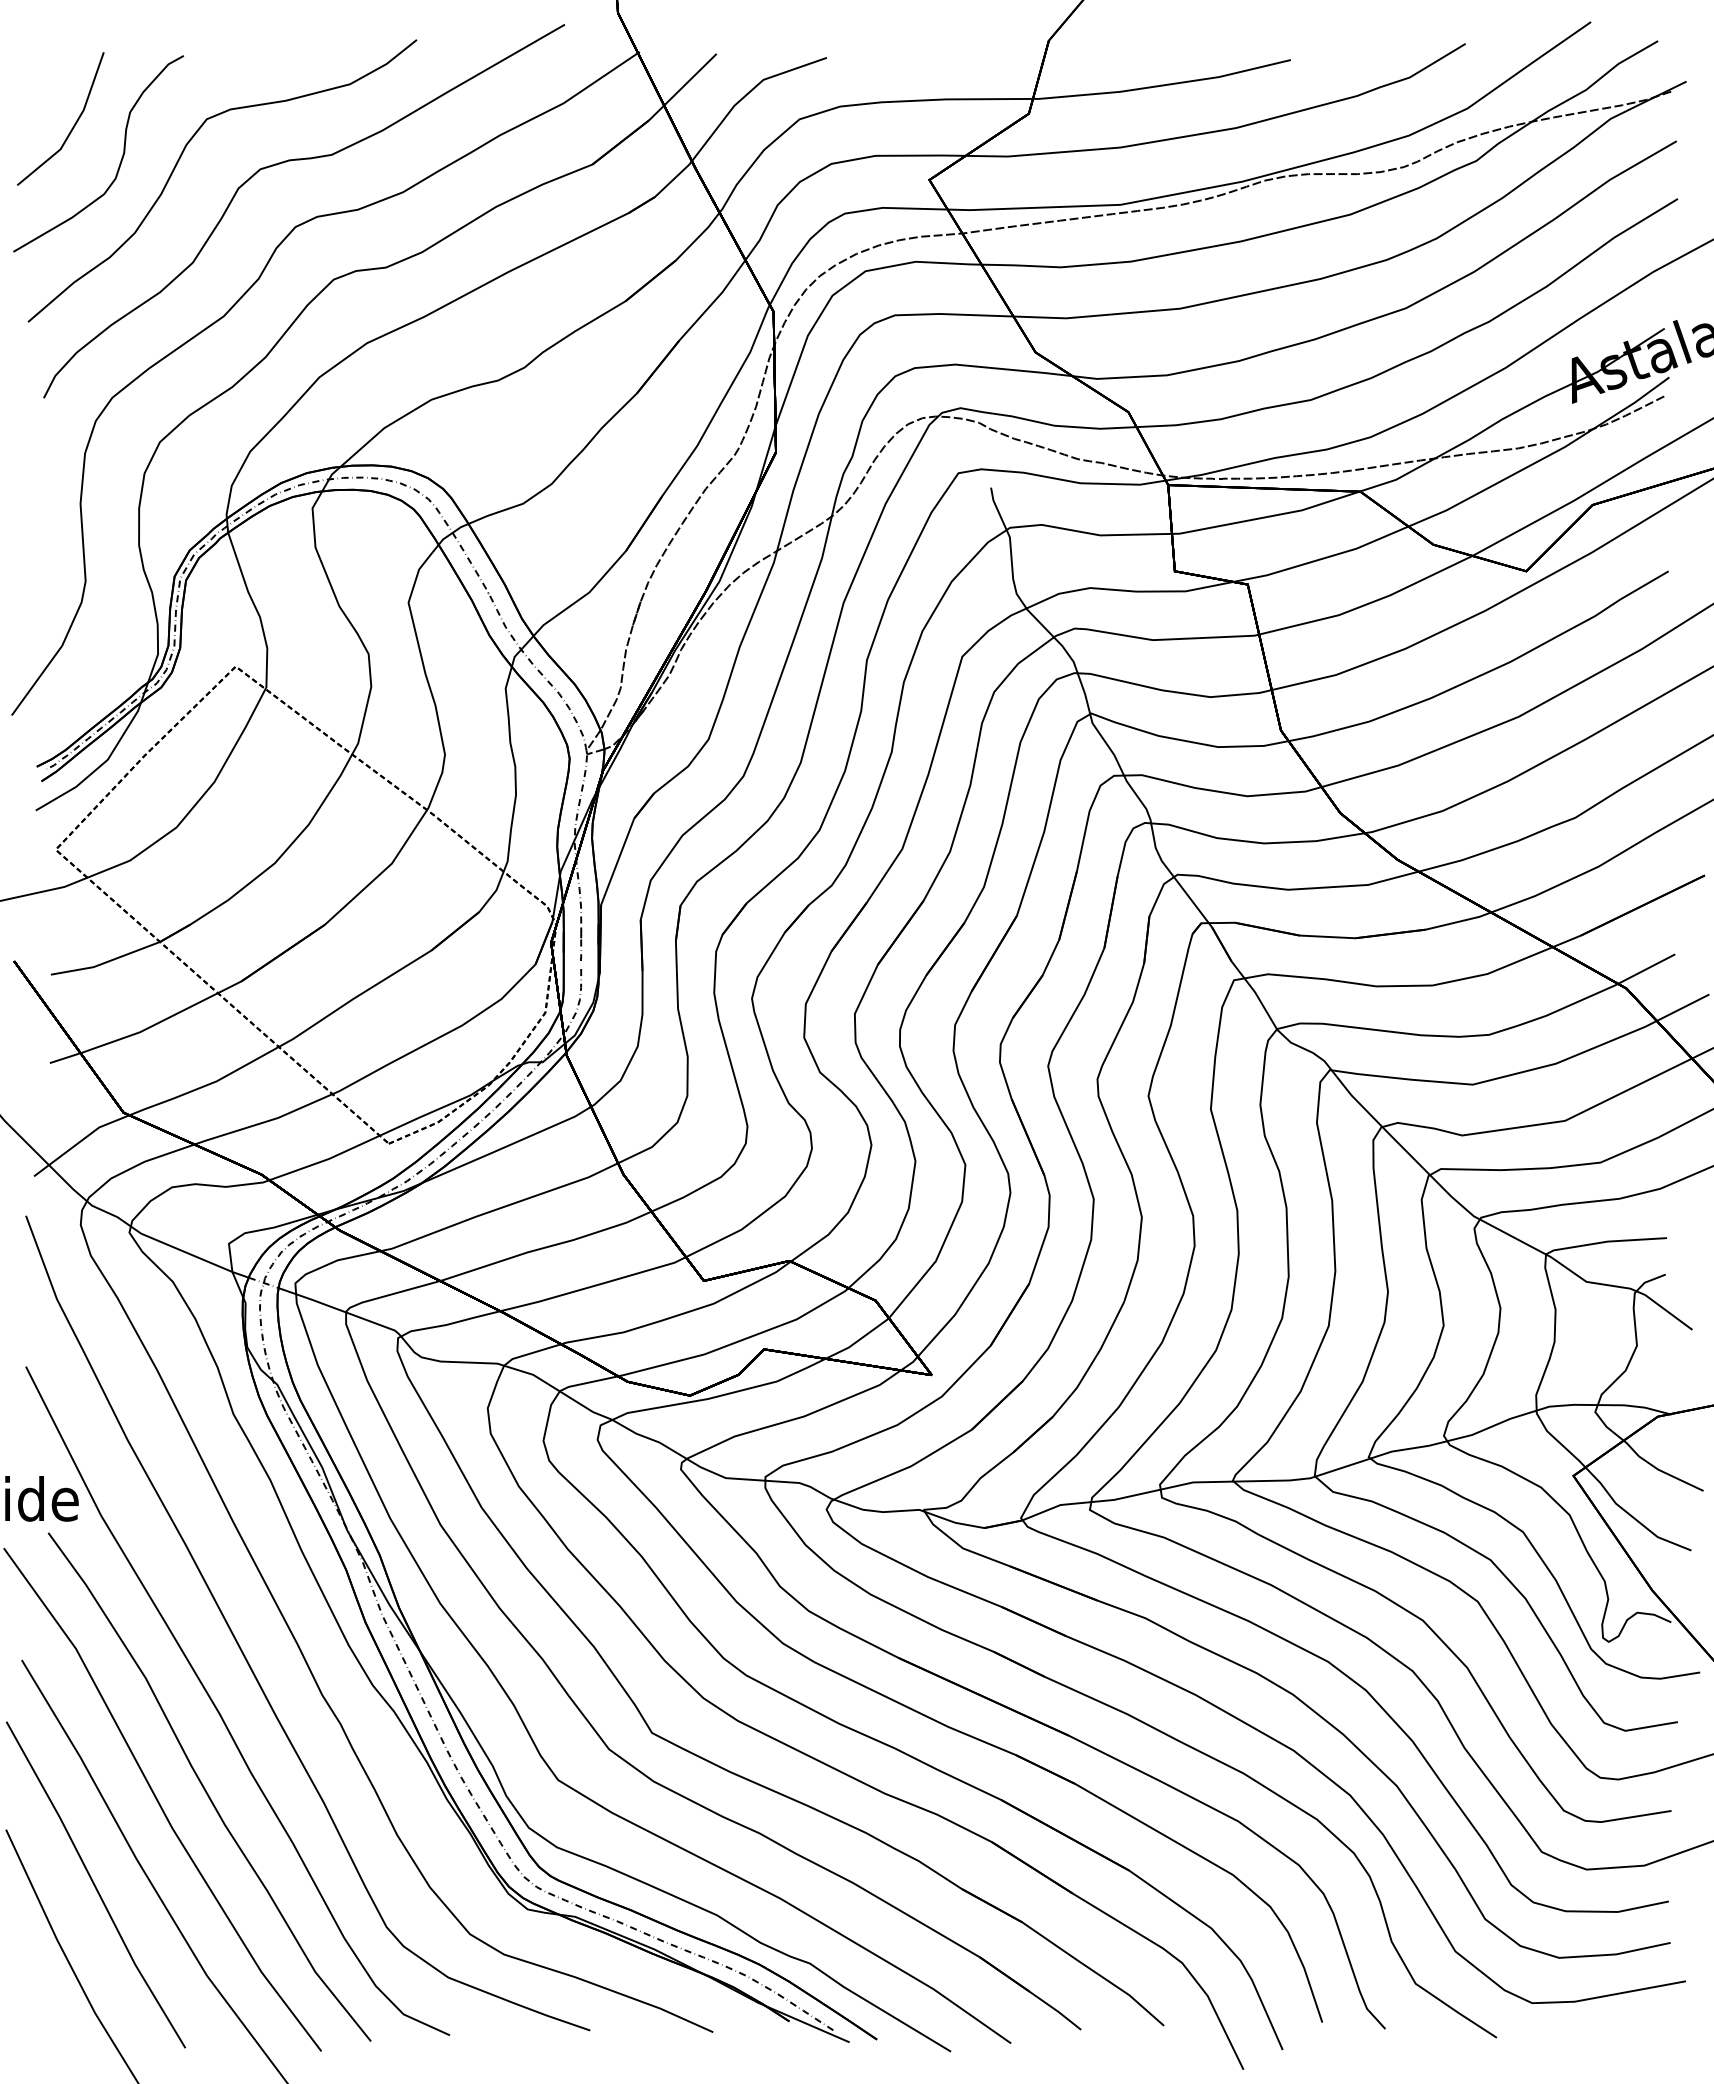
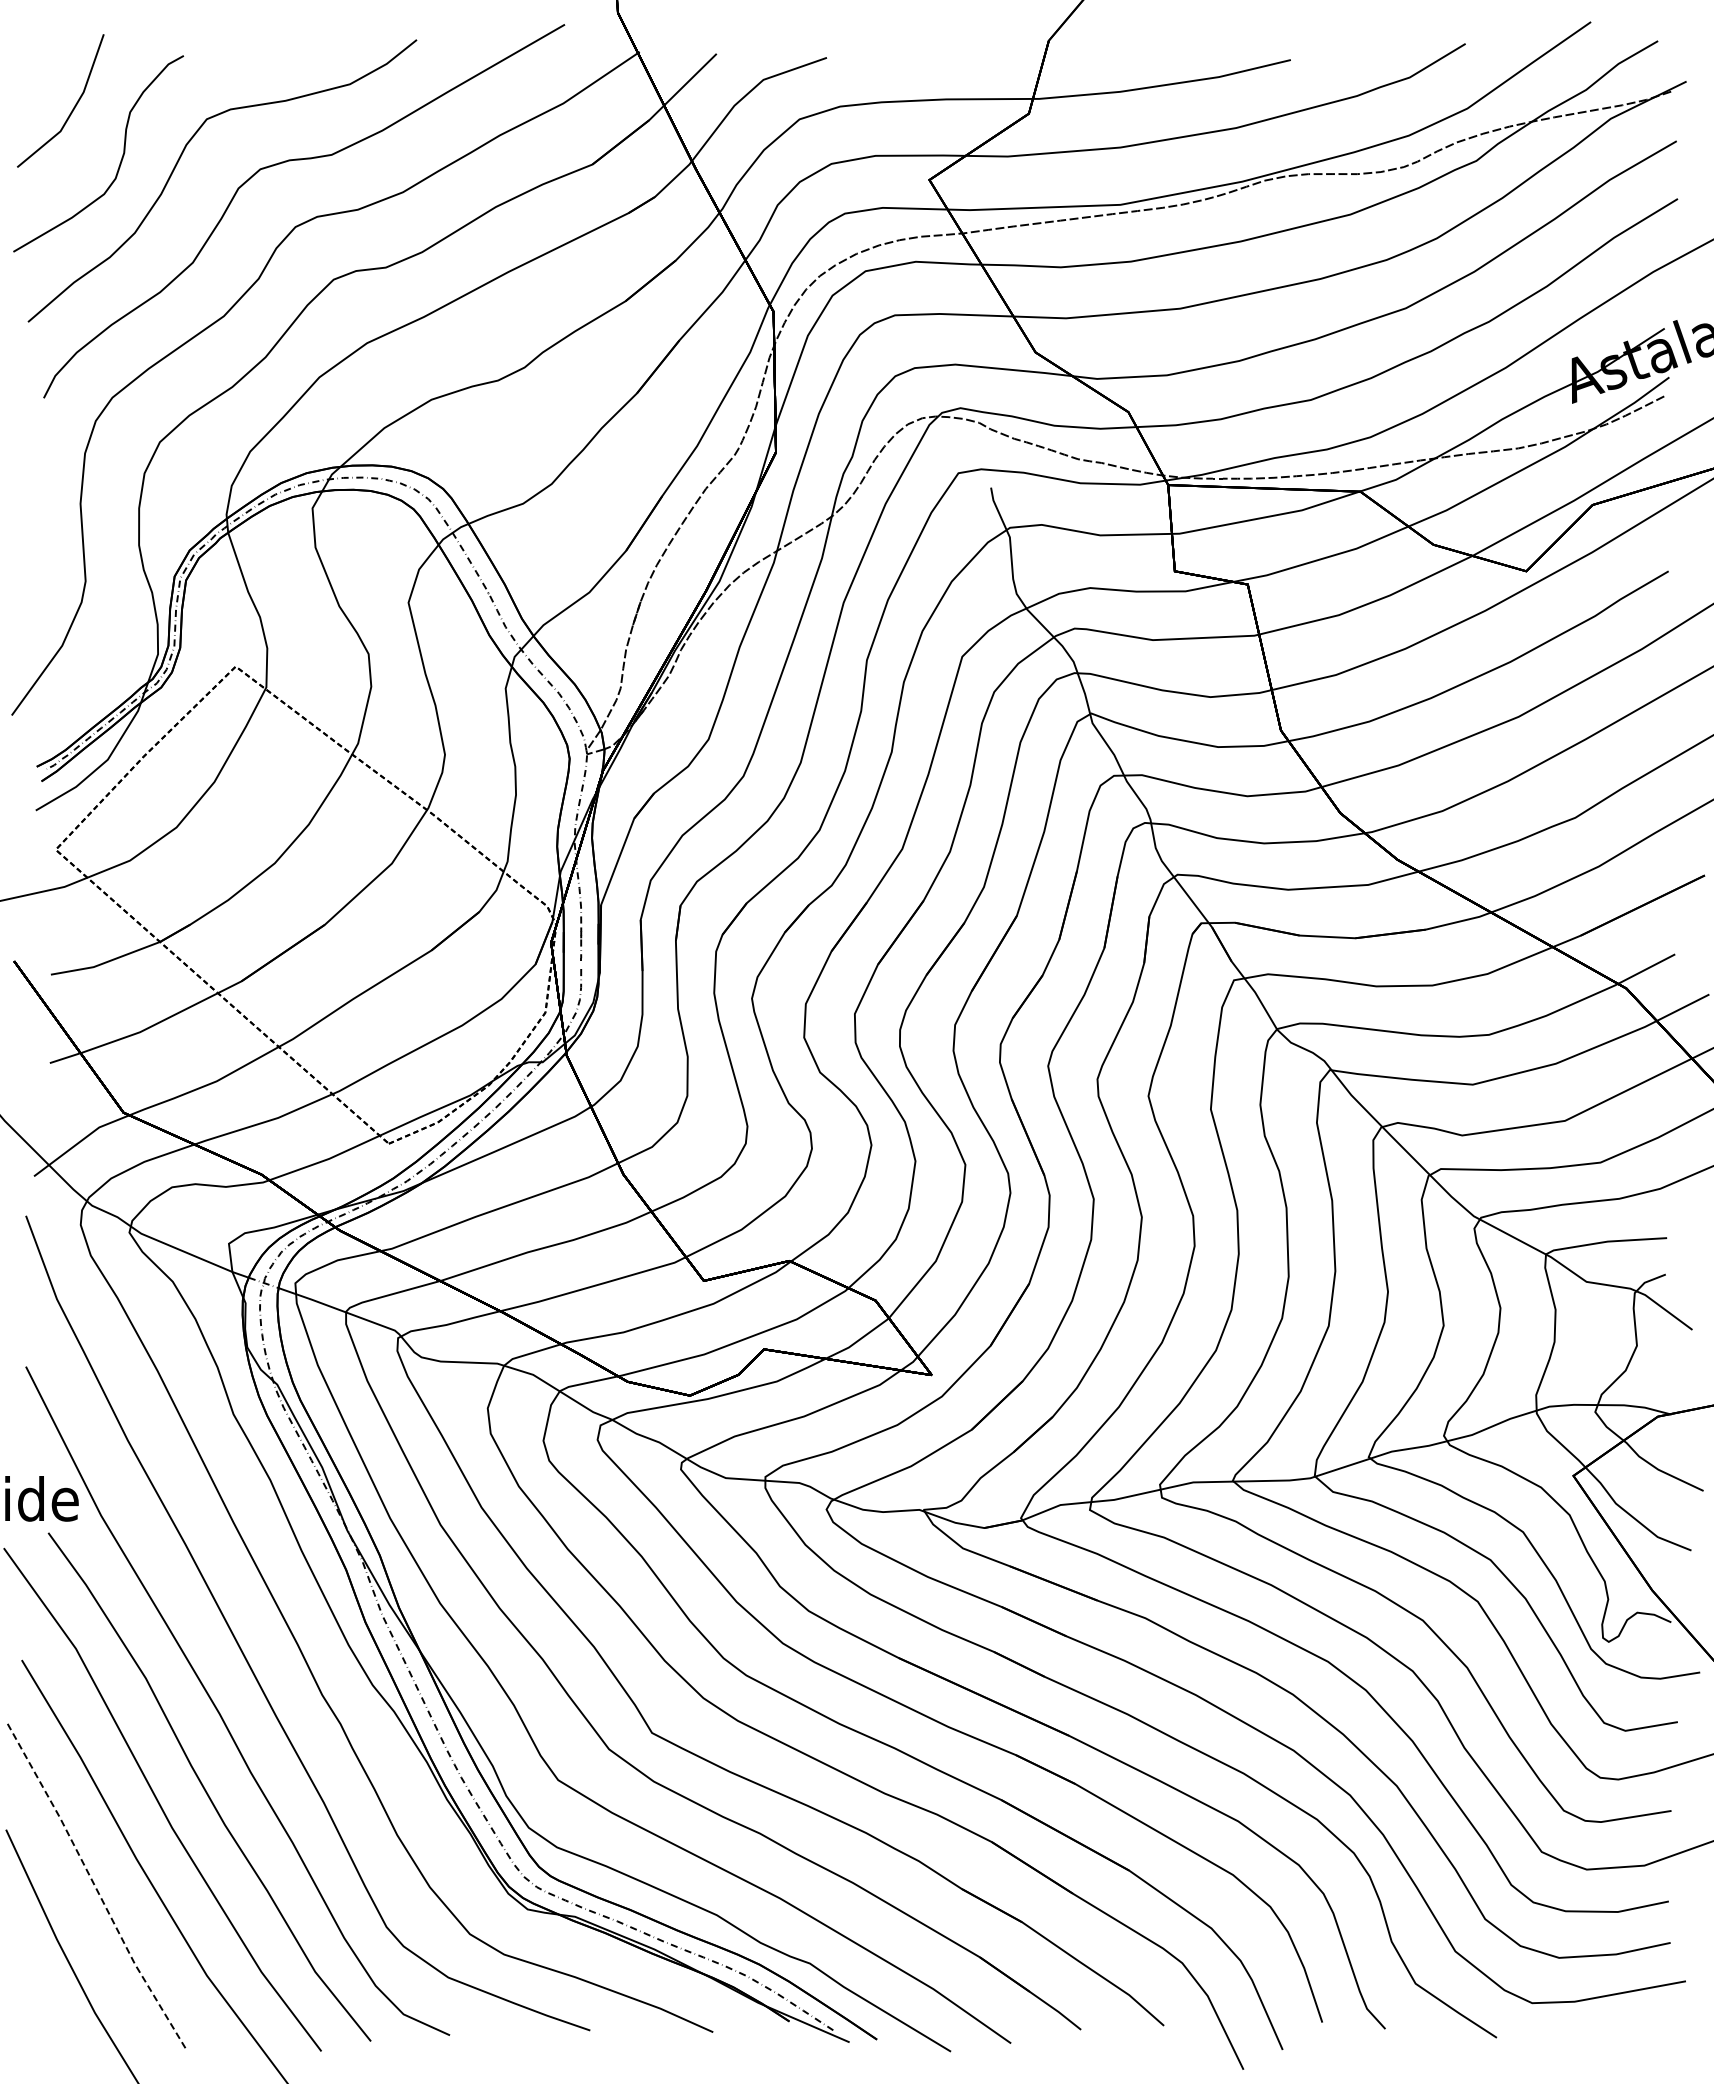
line position: (73, 125) -> (73, 107) (73, 107)
line: solid -> dashed (94, 1885)
